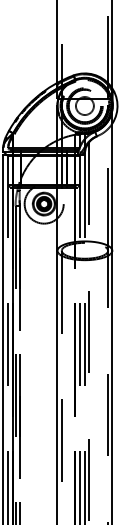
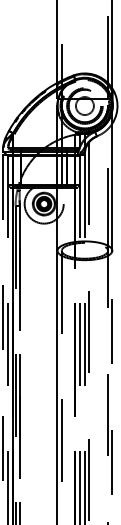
line: solid -> dashed (3, 339)
line: solid -> dashed (112, 387)
